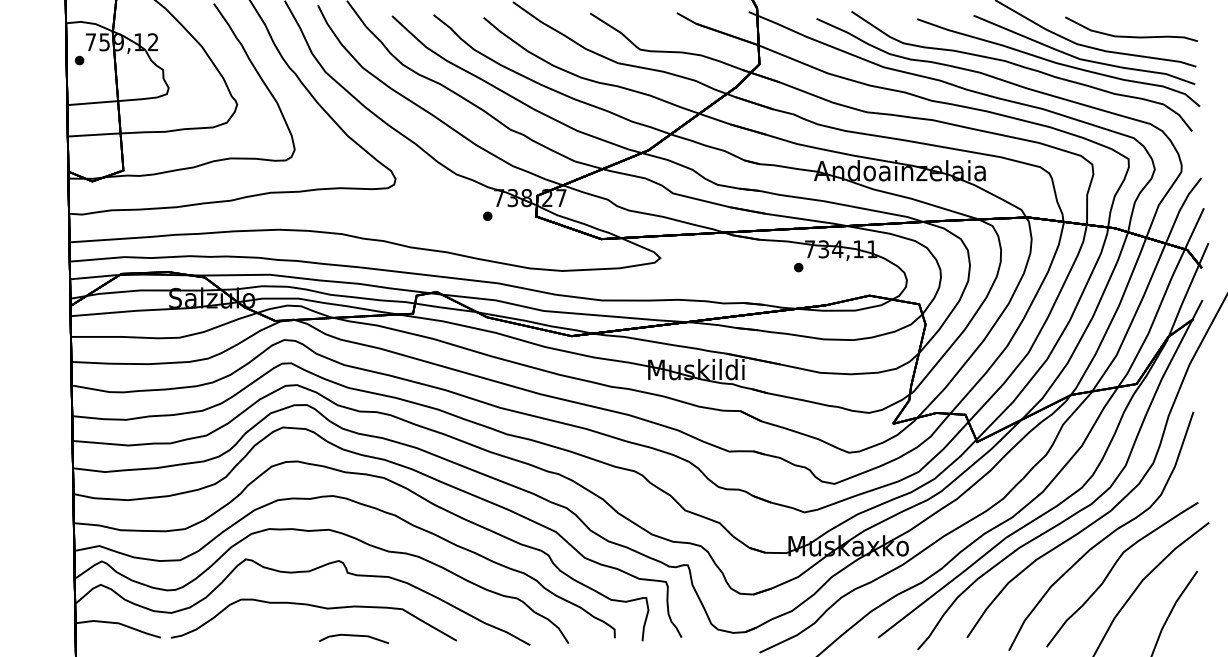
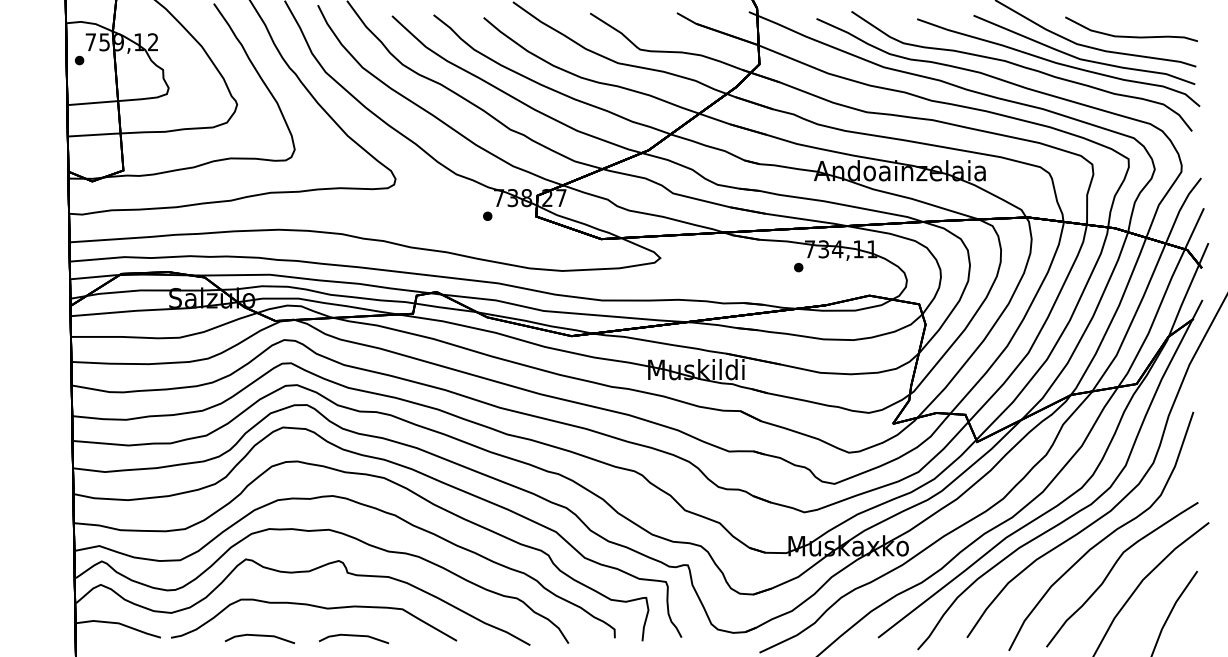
part: none -> present (259, 638)
